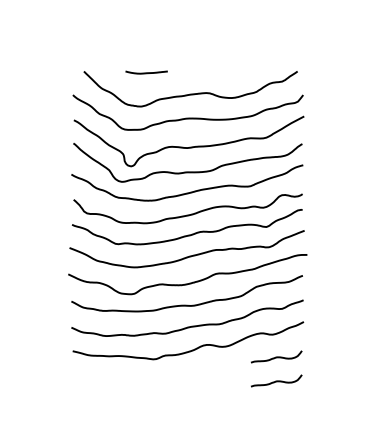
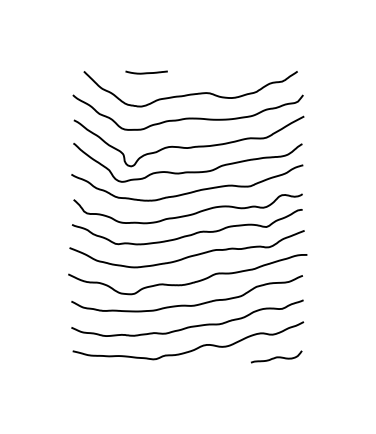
curve: present -> none (276, 380)
